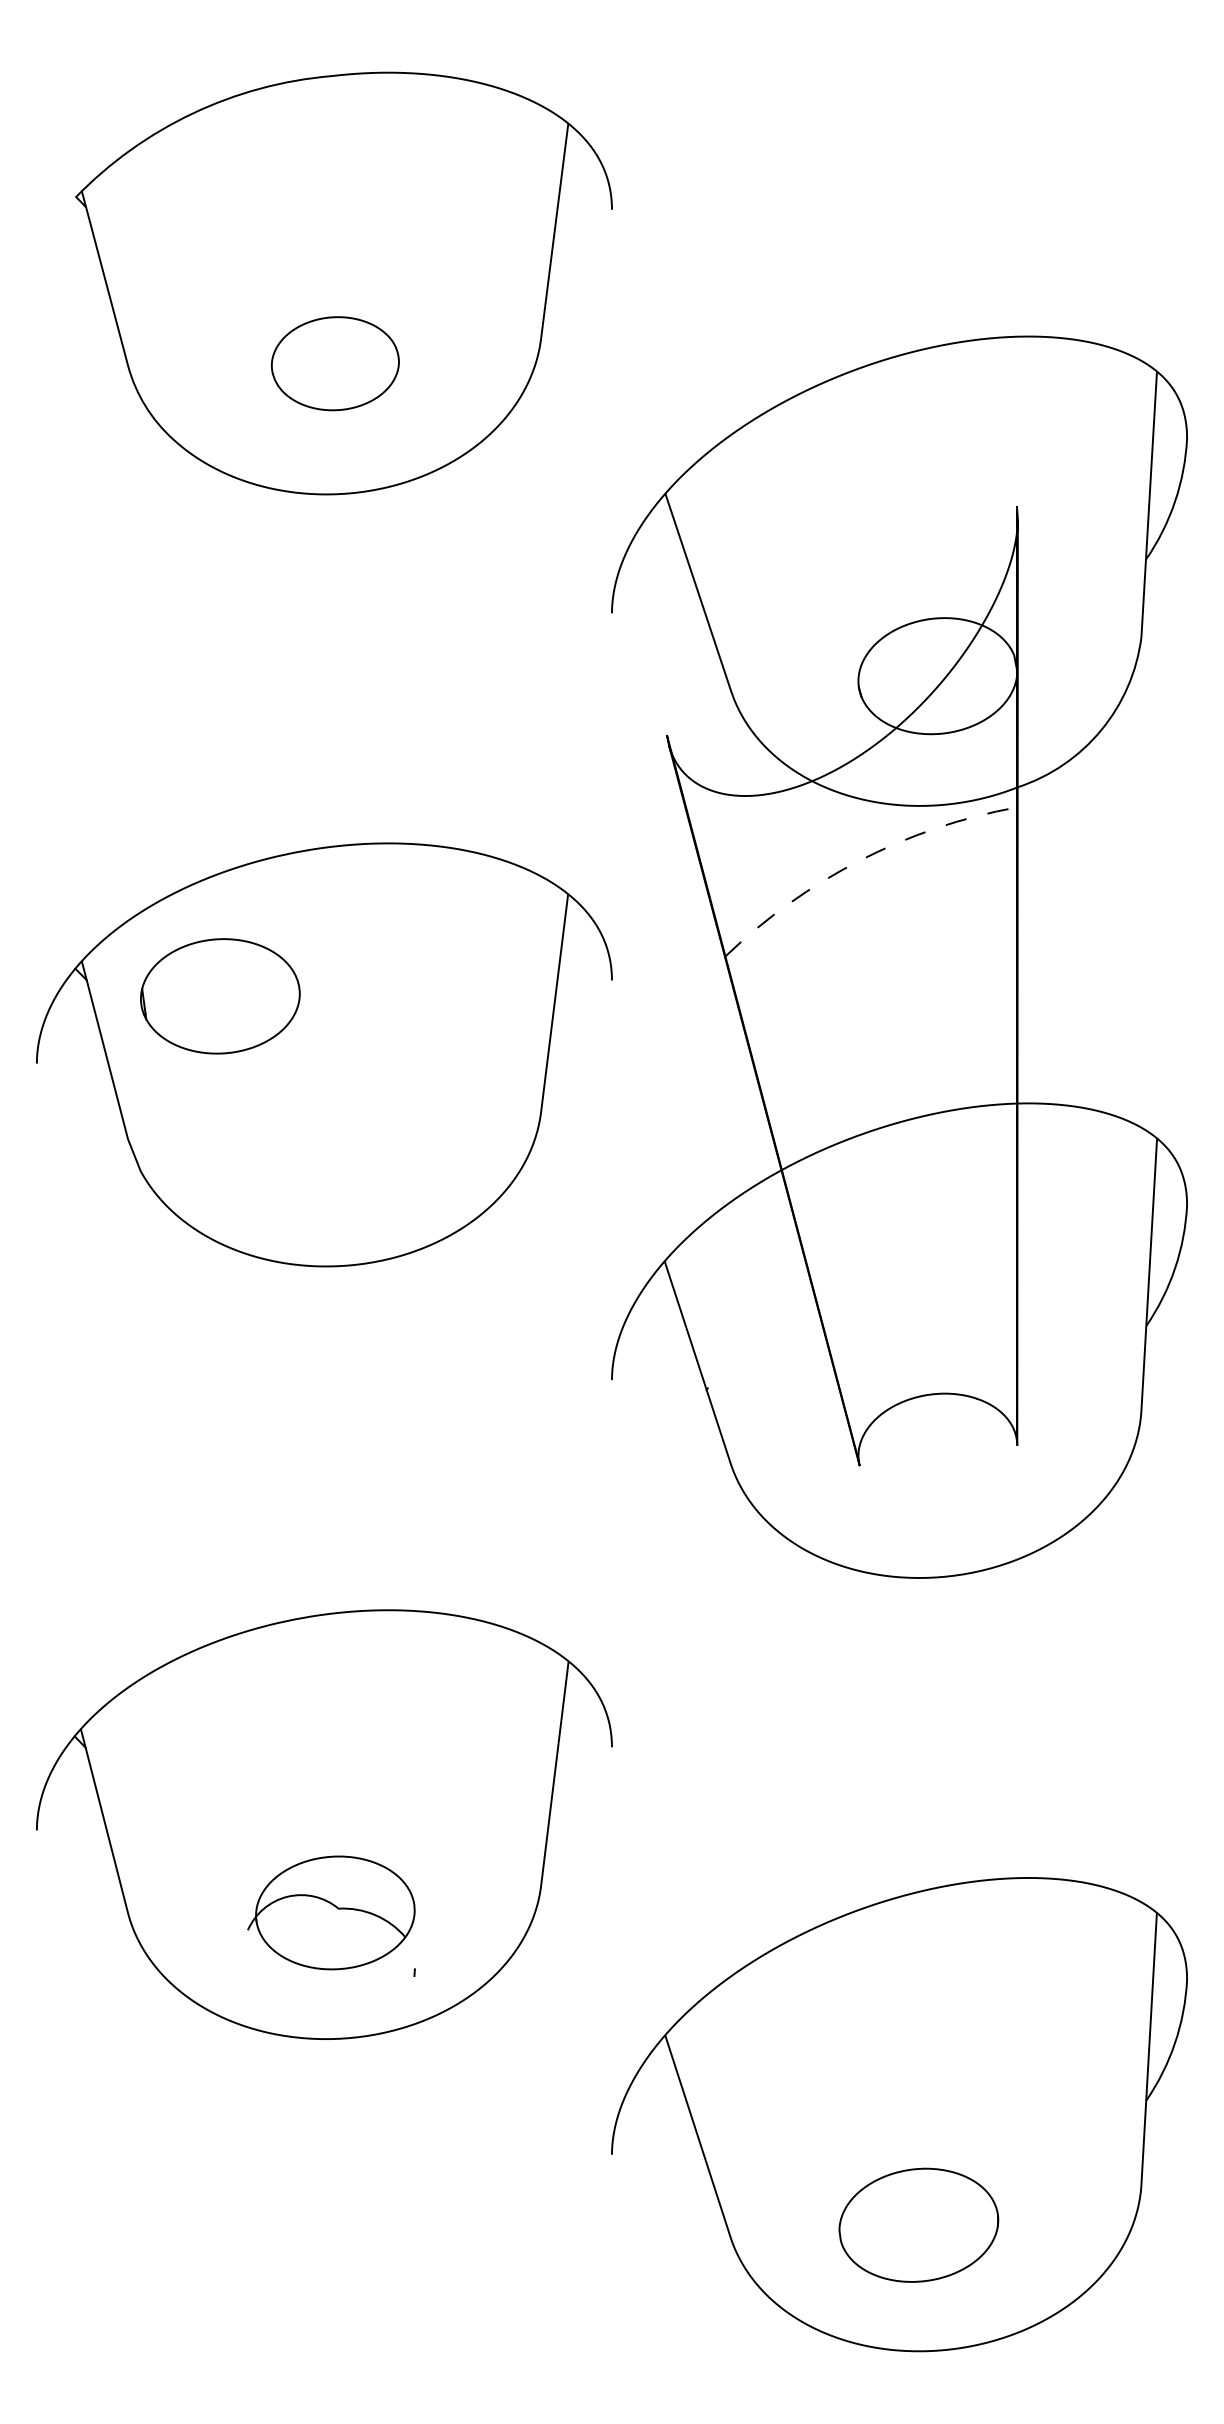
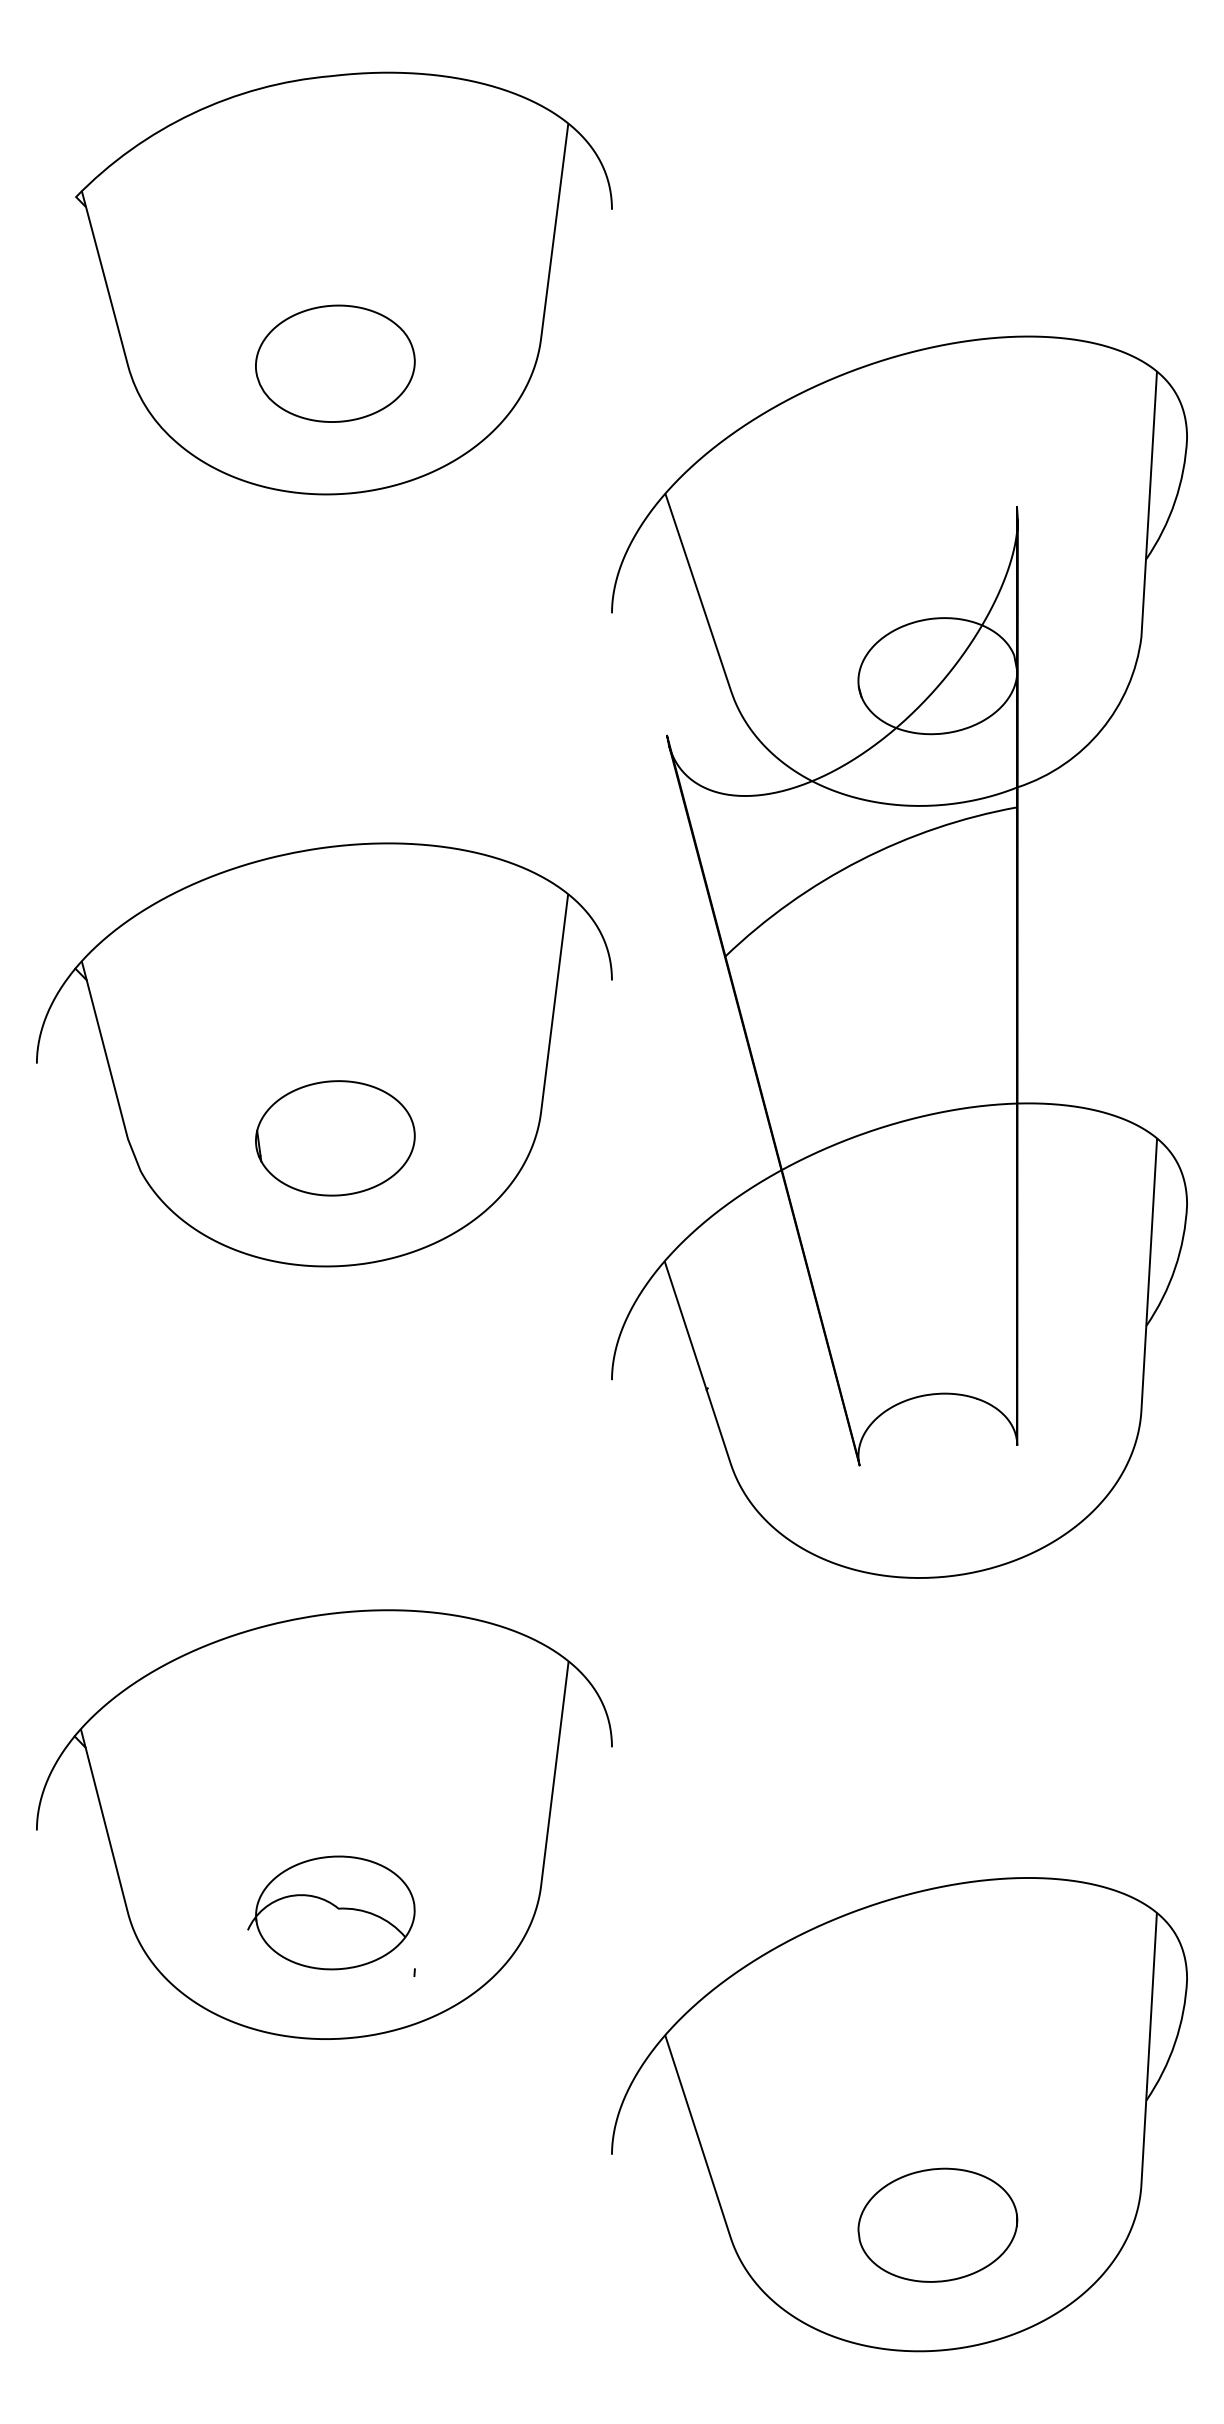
part size: 129x96 px -> 161x119 px (335, 363)
line: dashed -> solid (861, 860)
part position: (220, 996) -> (335, 1138) (335, 1138)
part position: (918, 2224) -> (937, 2224) (937, 2224)
